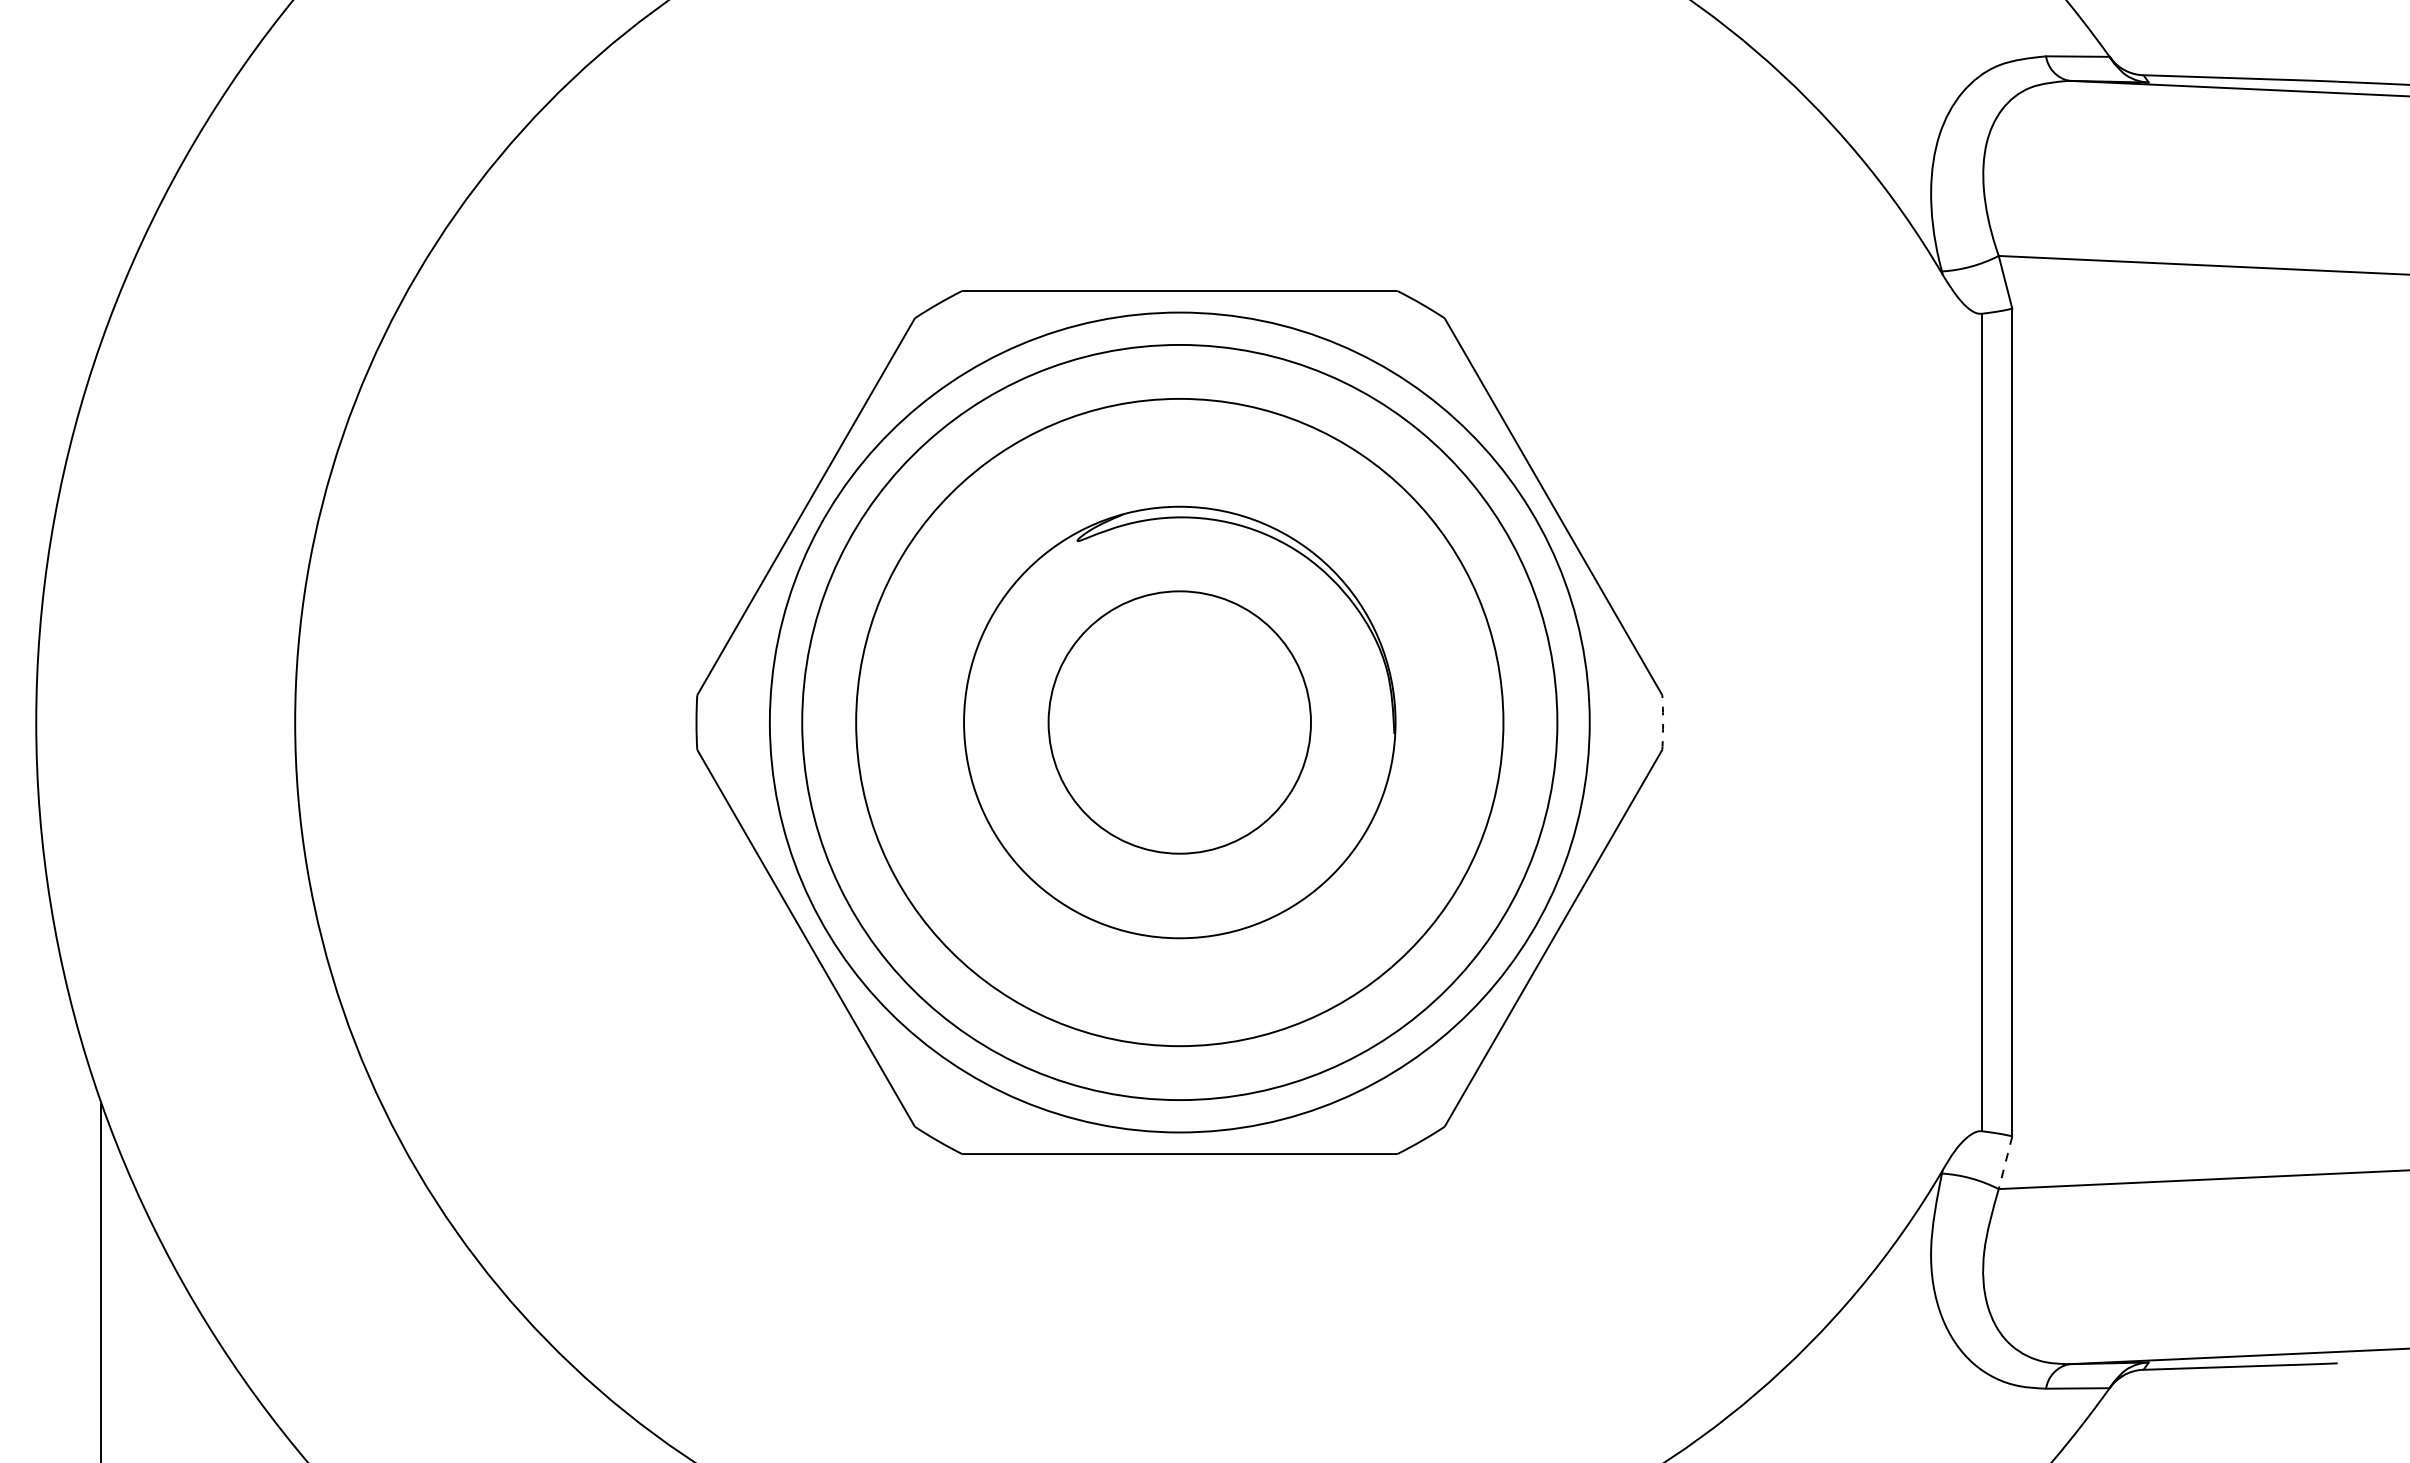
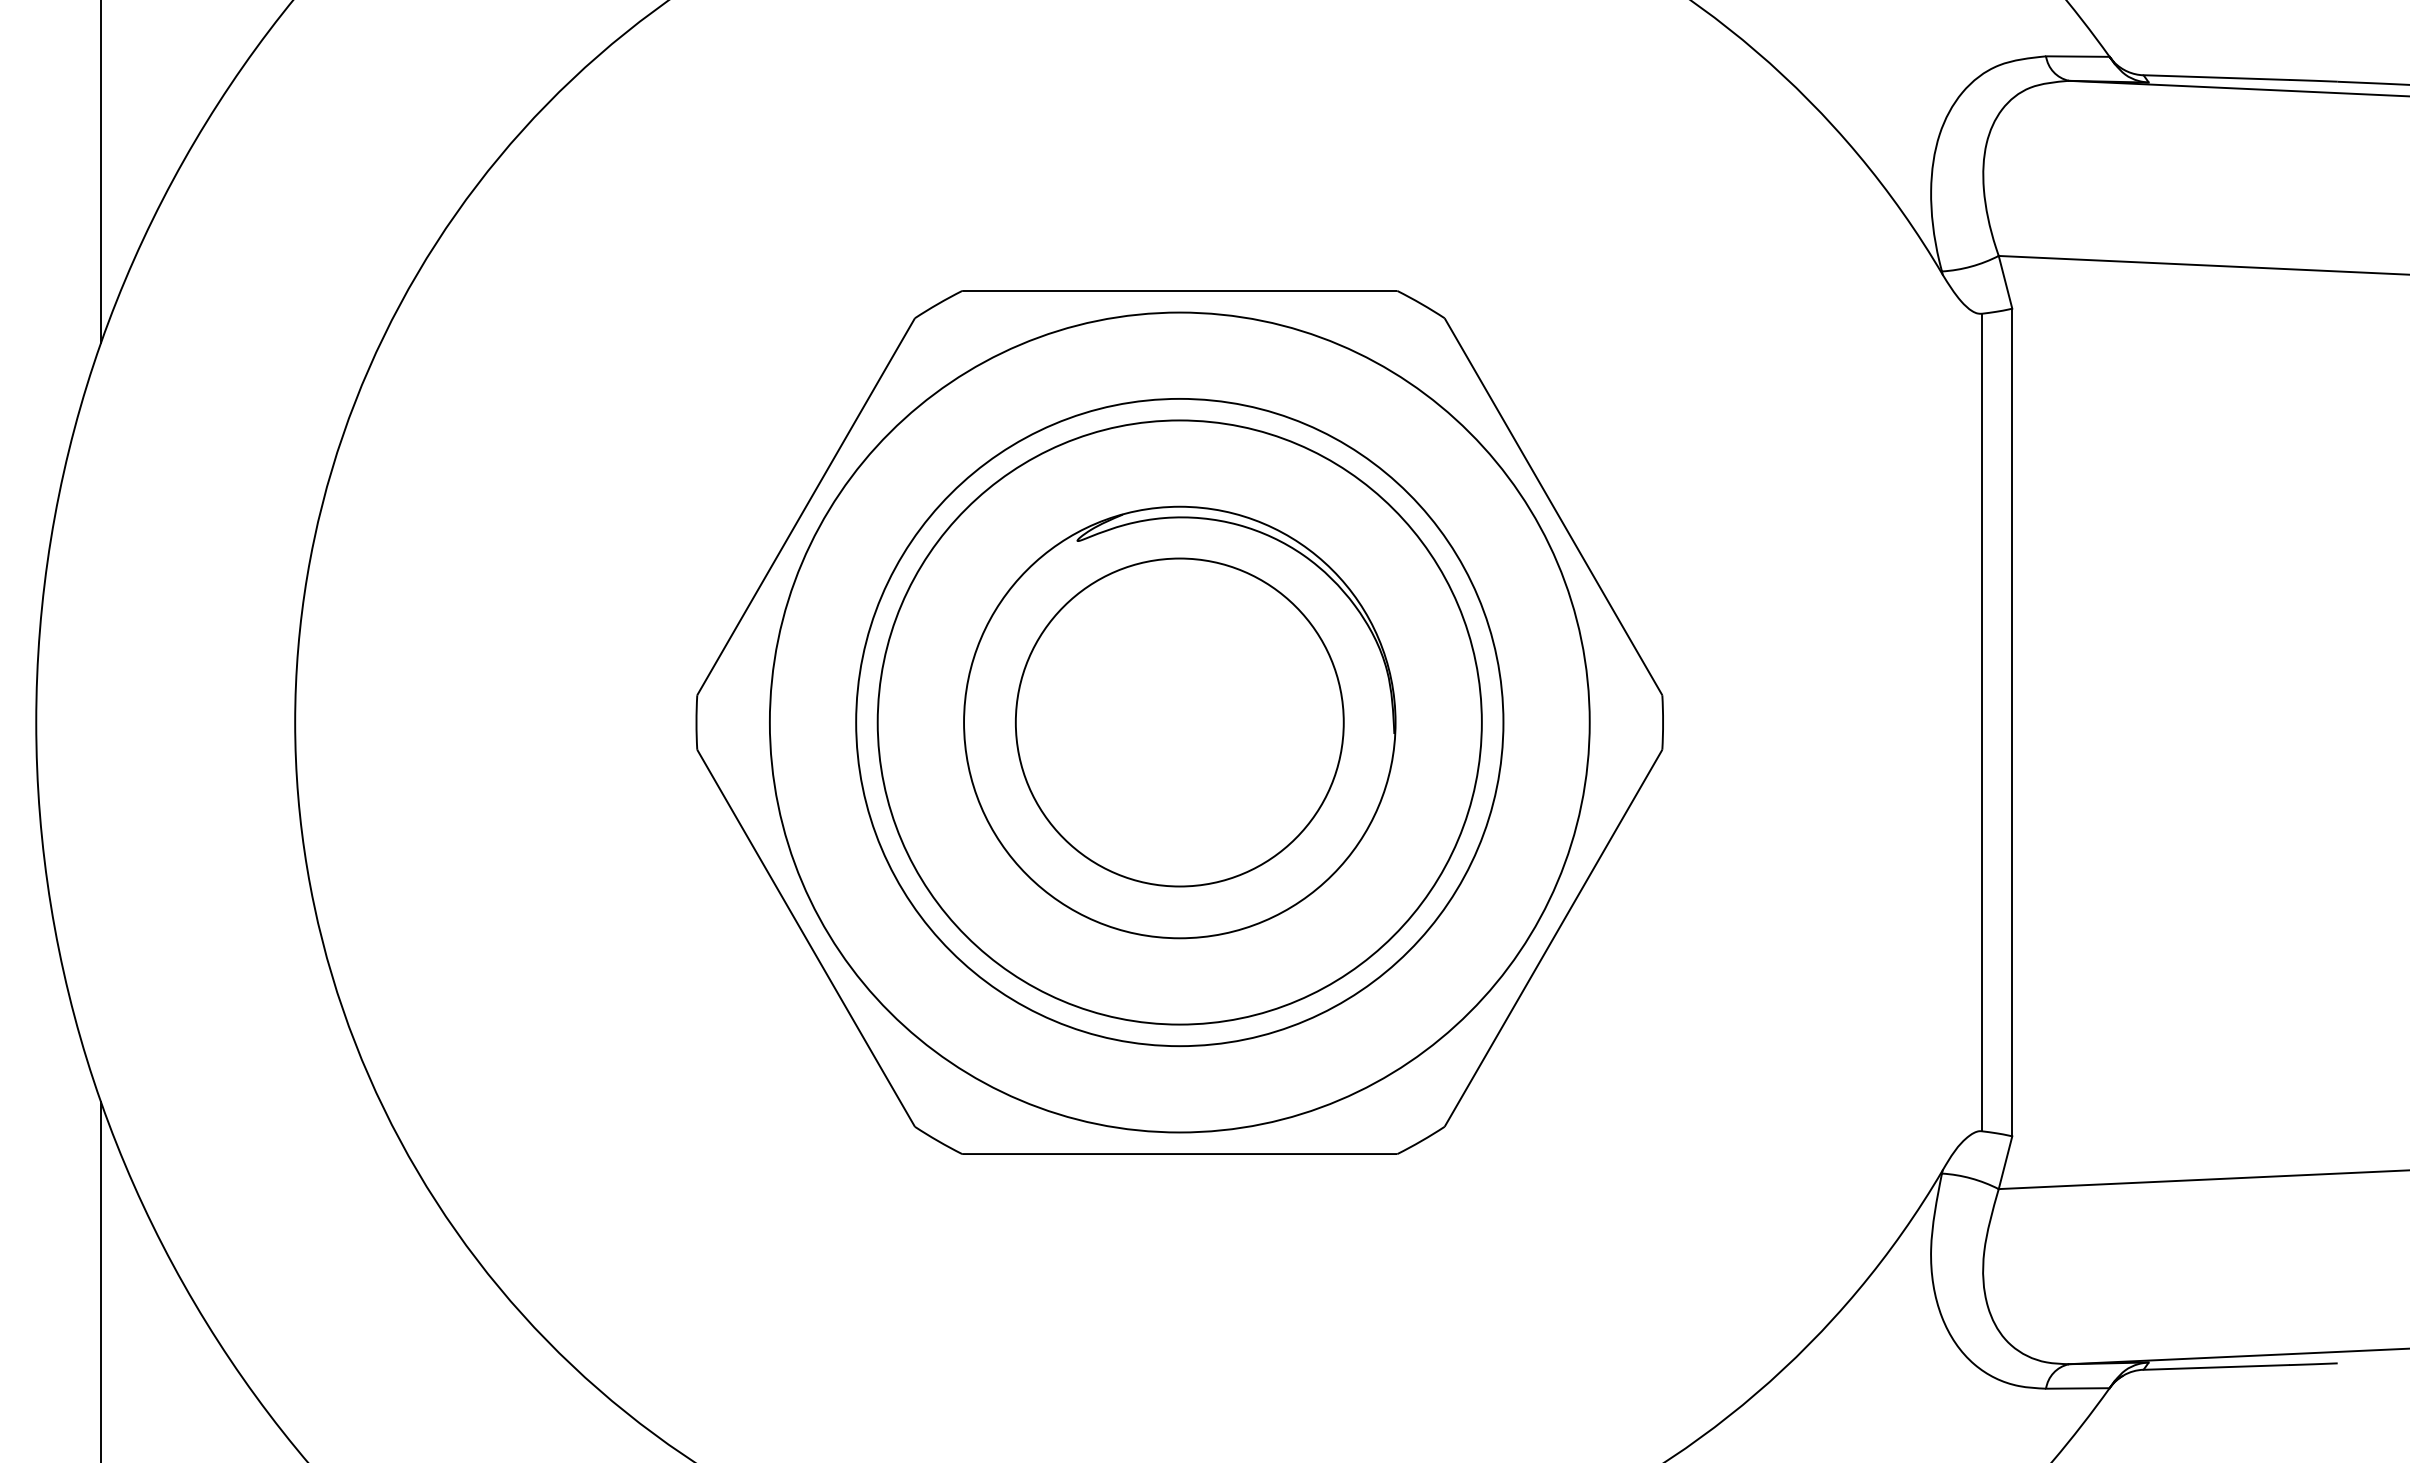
line: none -> present (100, 172)
circle diameter: 262 px -> 328 px (1179, 722)
circle diameter: 755 px -> 604 px (1179, 722)
arc: dashed -> solid (1663, 722)
line: dashed -> solid (2005, 1163)
